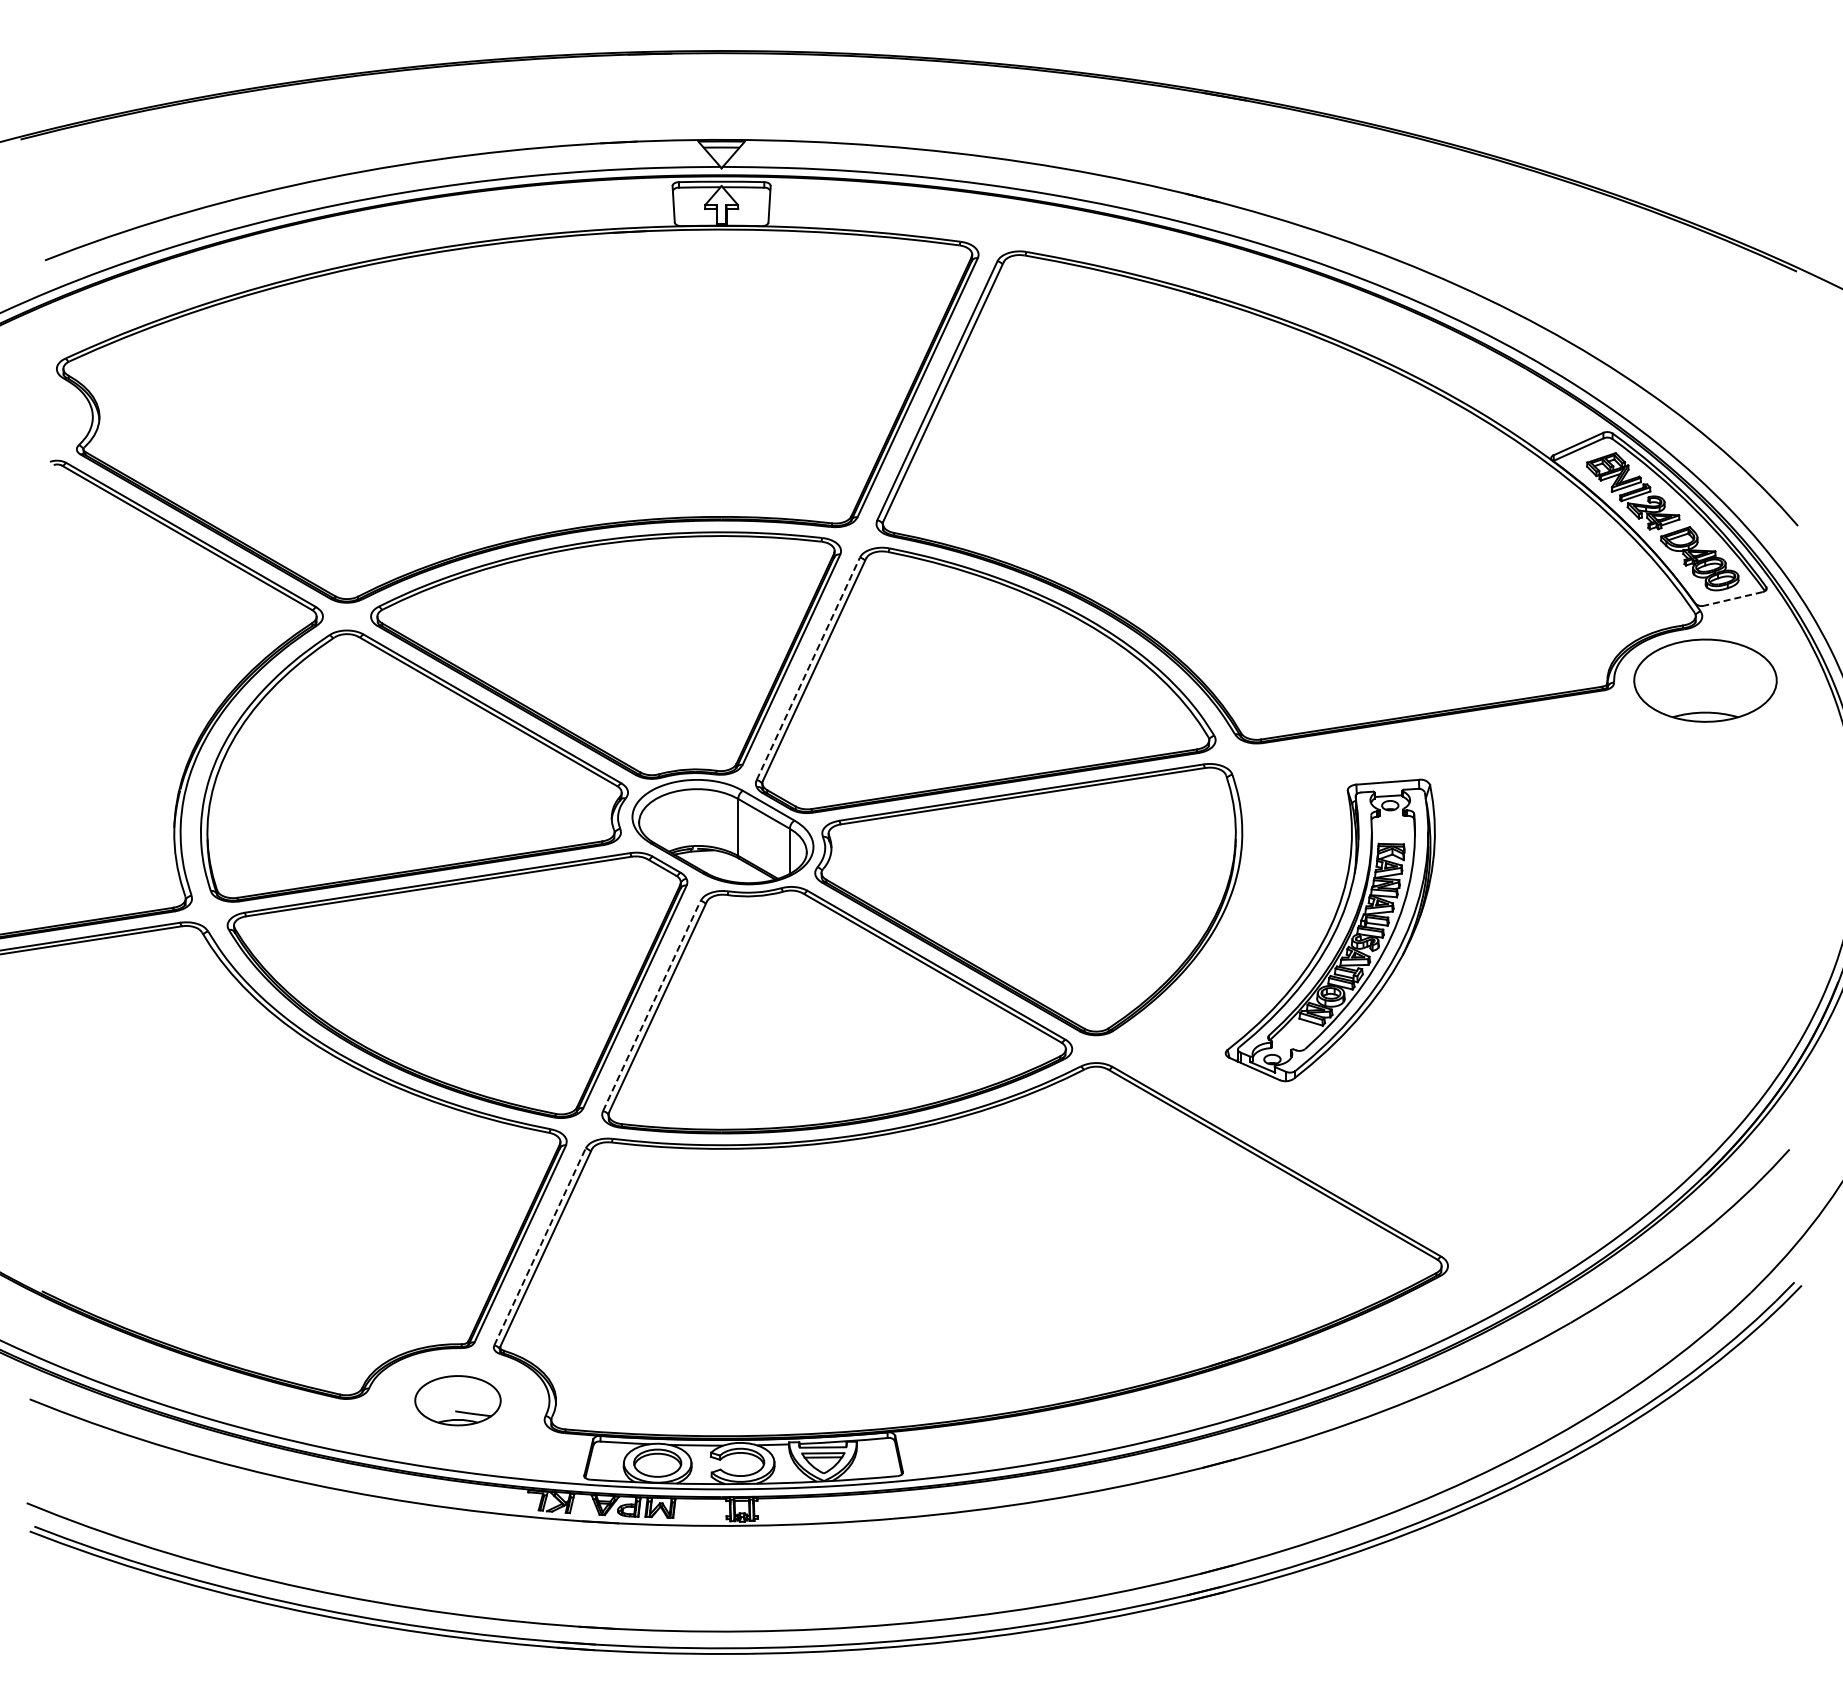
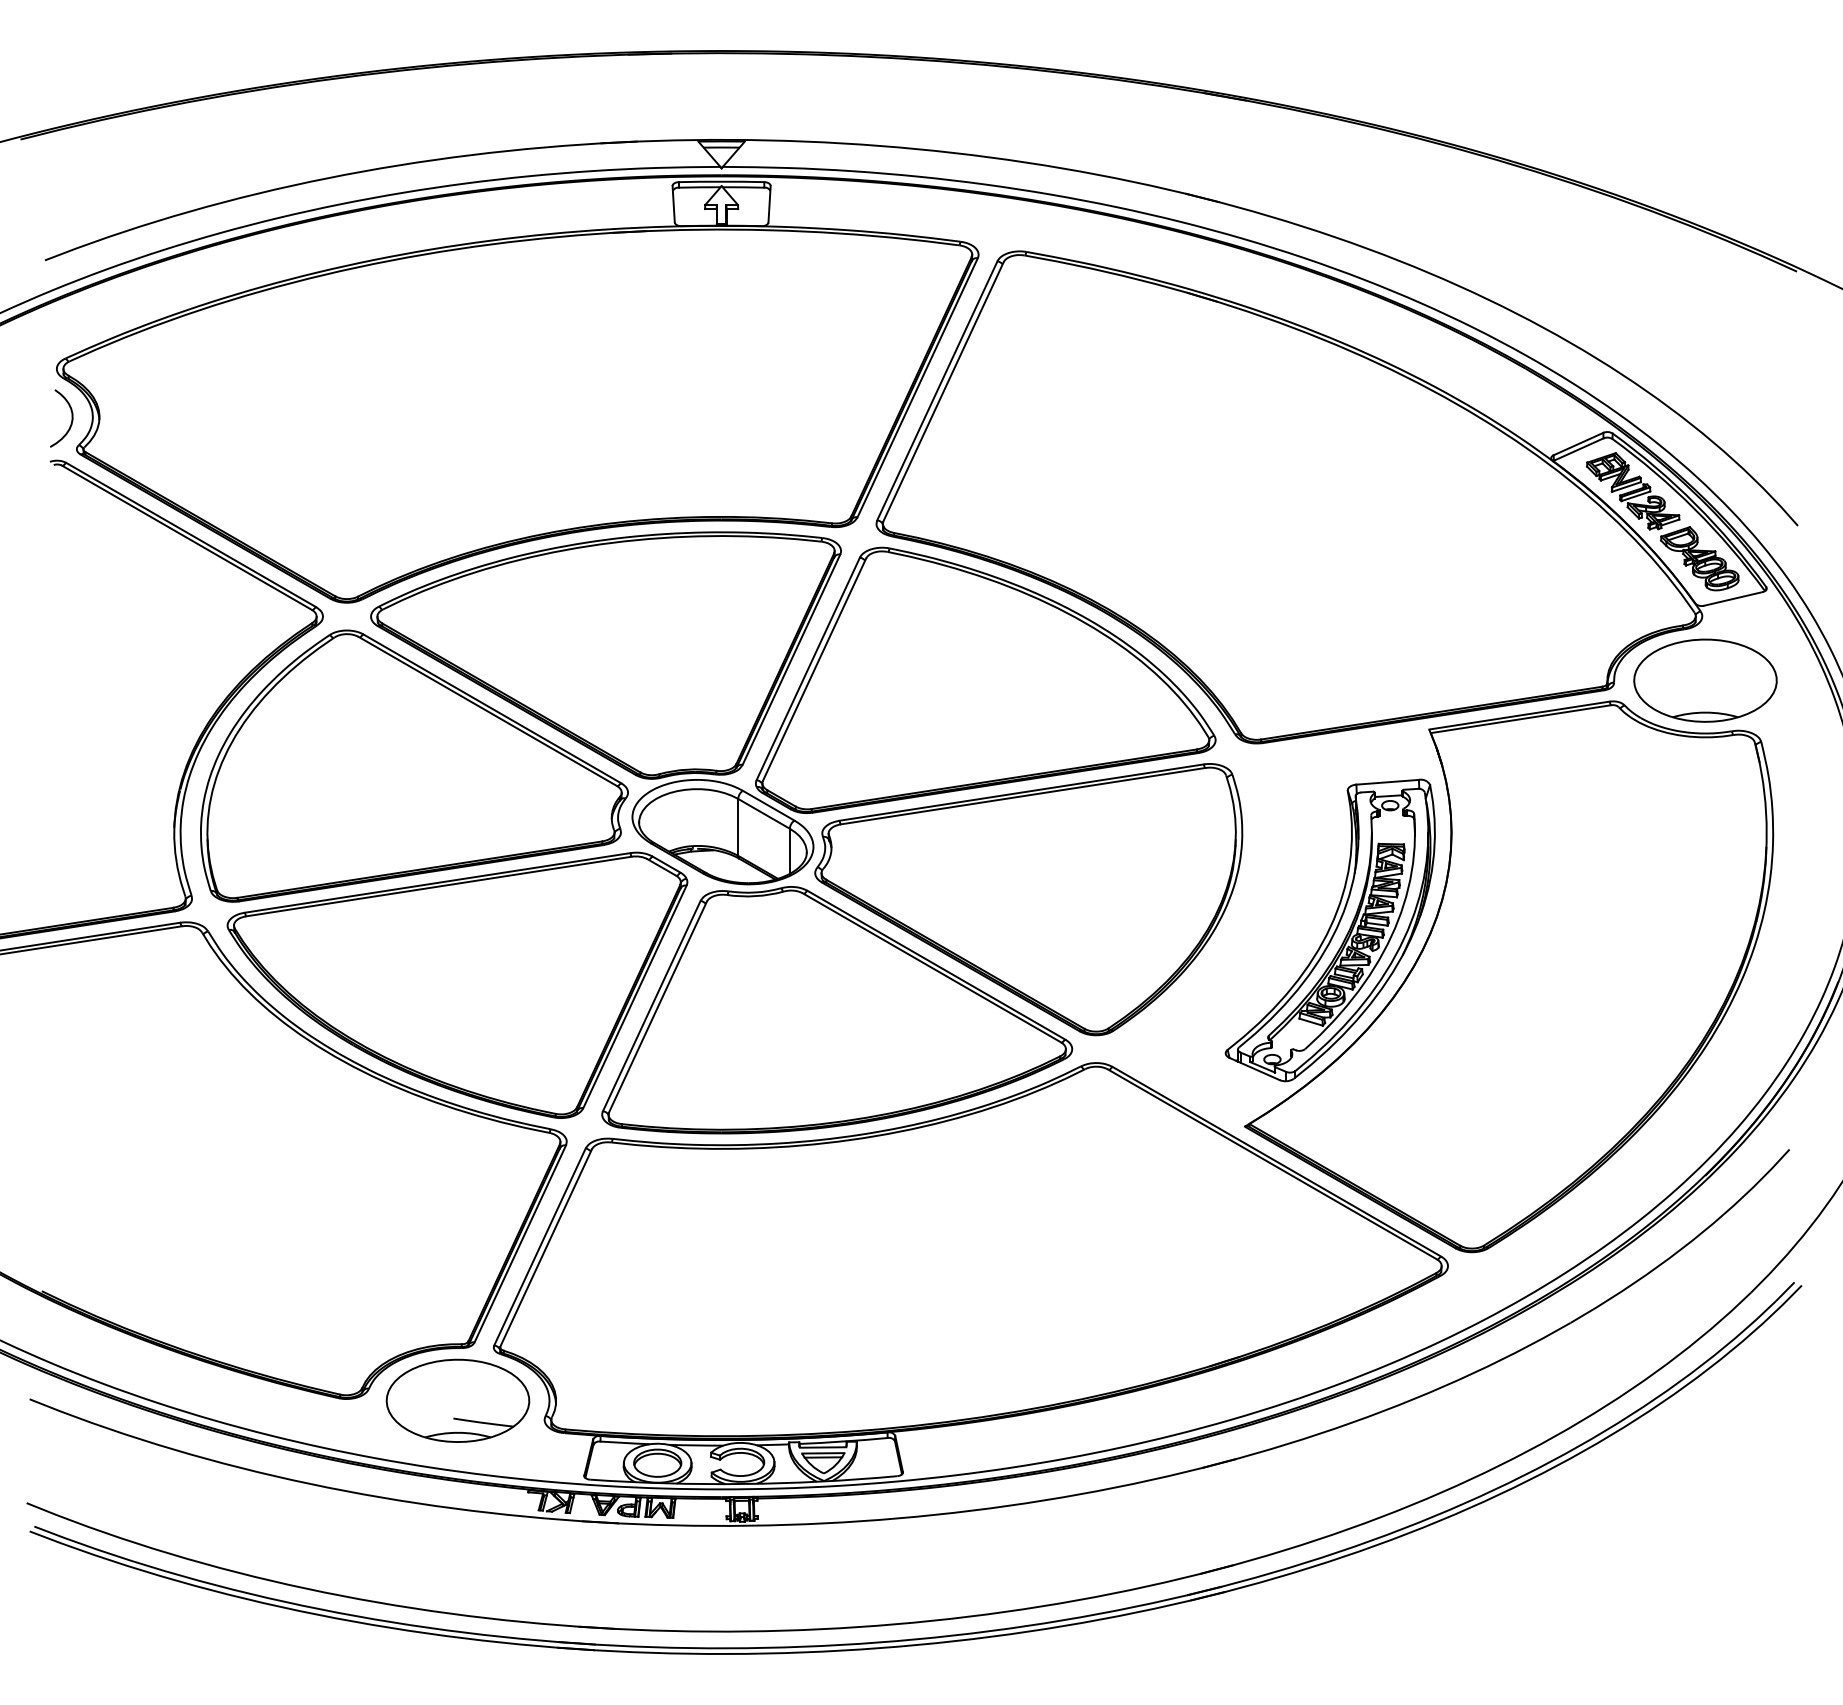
curve: none -> present (71, 418)
line: dashed -> solid (1732, 599)
line: dashed -> solid (808, 668)
part: none -> present (1509, 976)
line: dashed -> solid (651, 1006)
line: dashed -> solid (539, 1247)
part size: 88x52 px -> 146x85 px (457, 1400)
